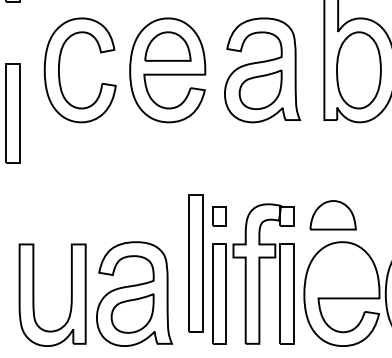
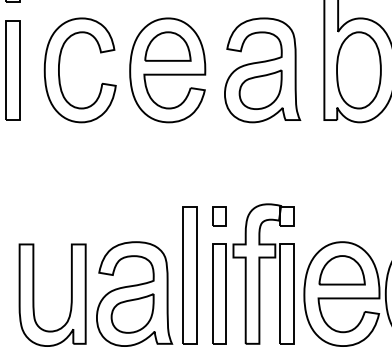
part position: (12, 113) -> (12, 70) (12, 70)
part position: (332, 215) -> (341, 270) (341, 270)
part position: (195, 263) -> (189, 275) (189, 275)
